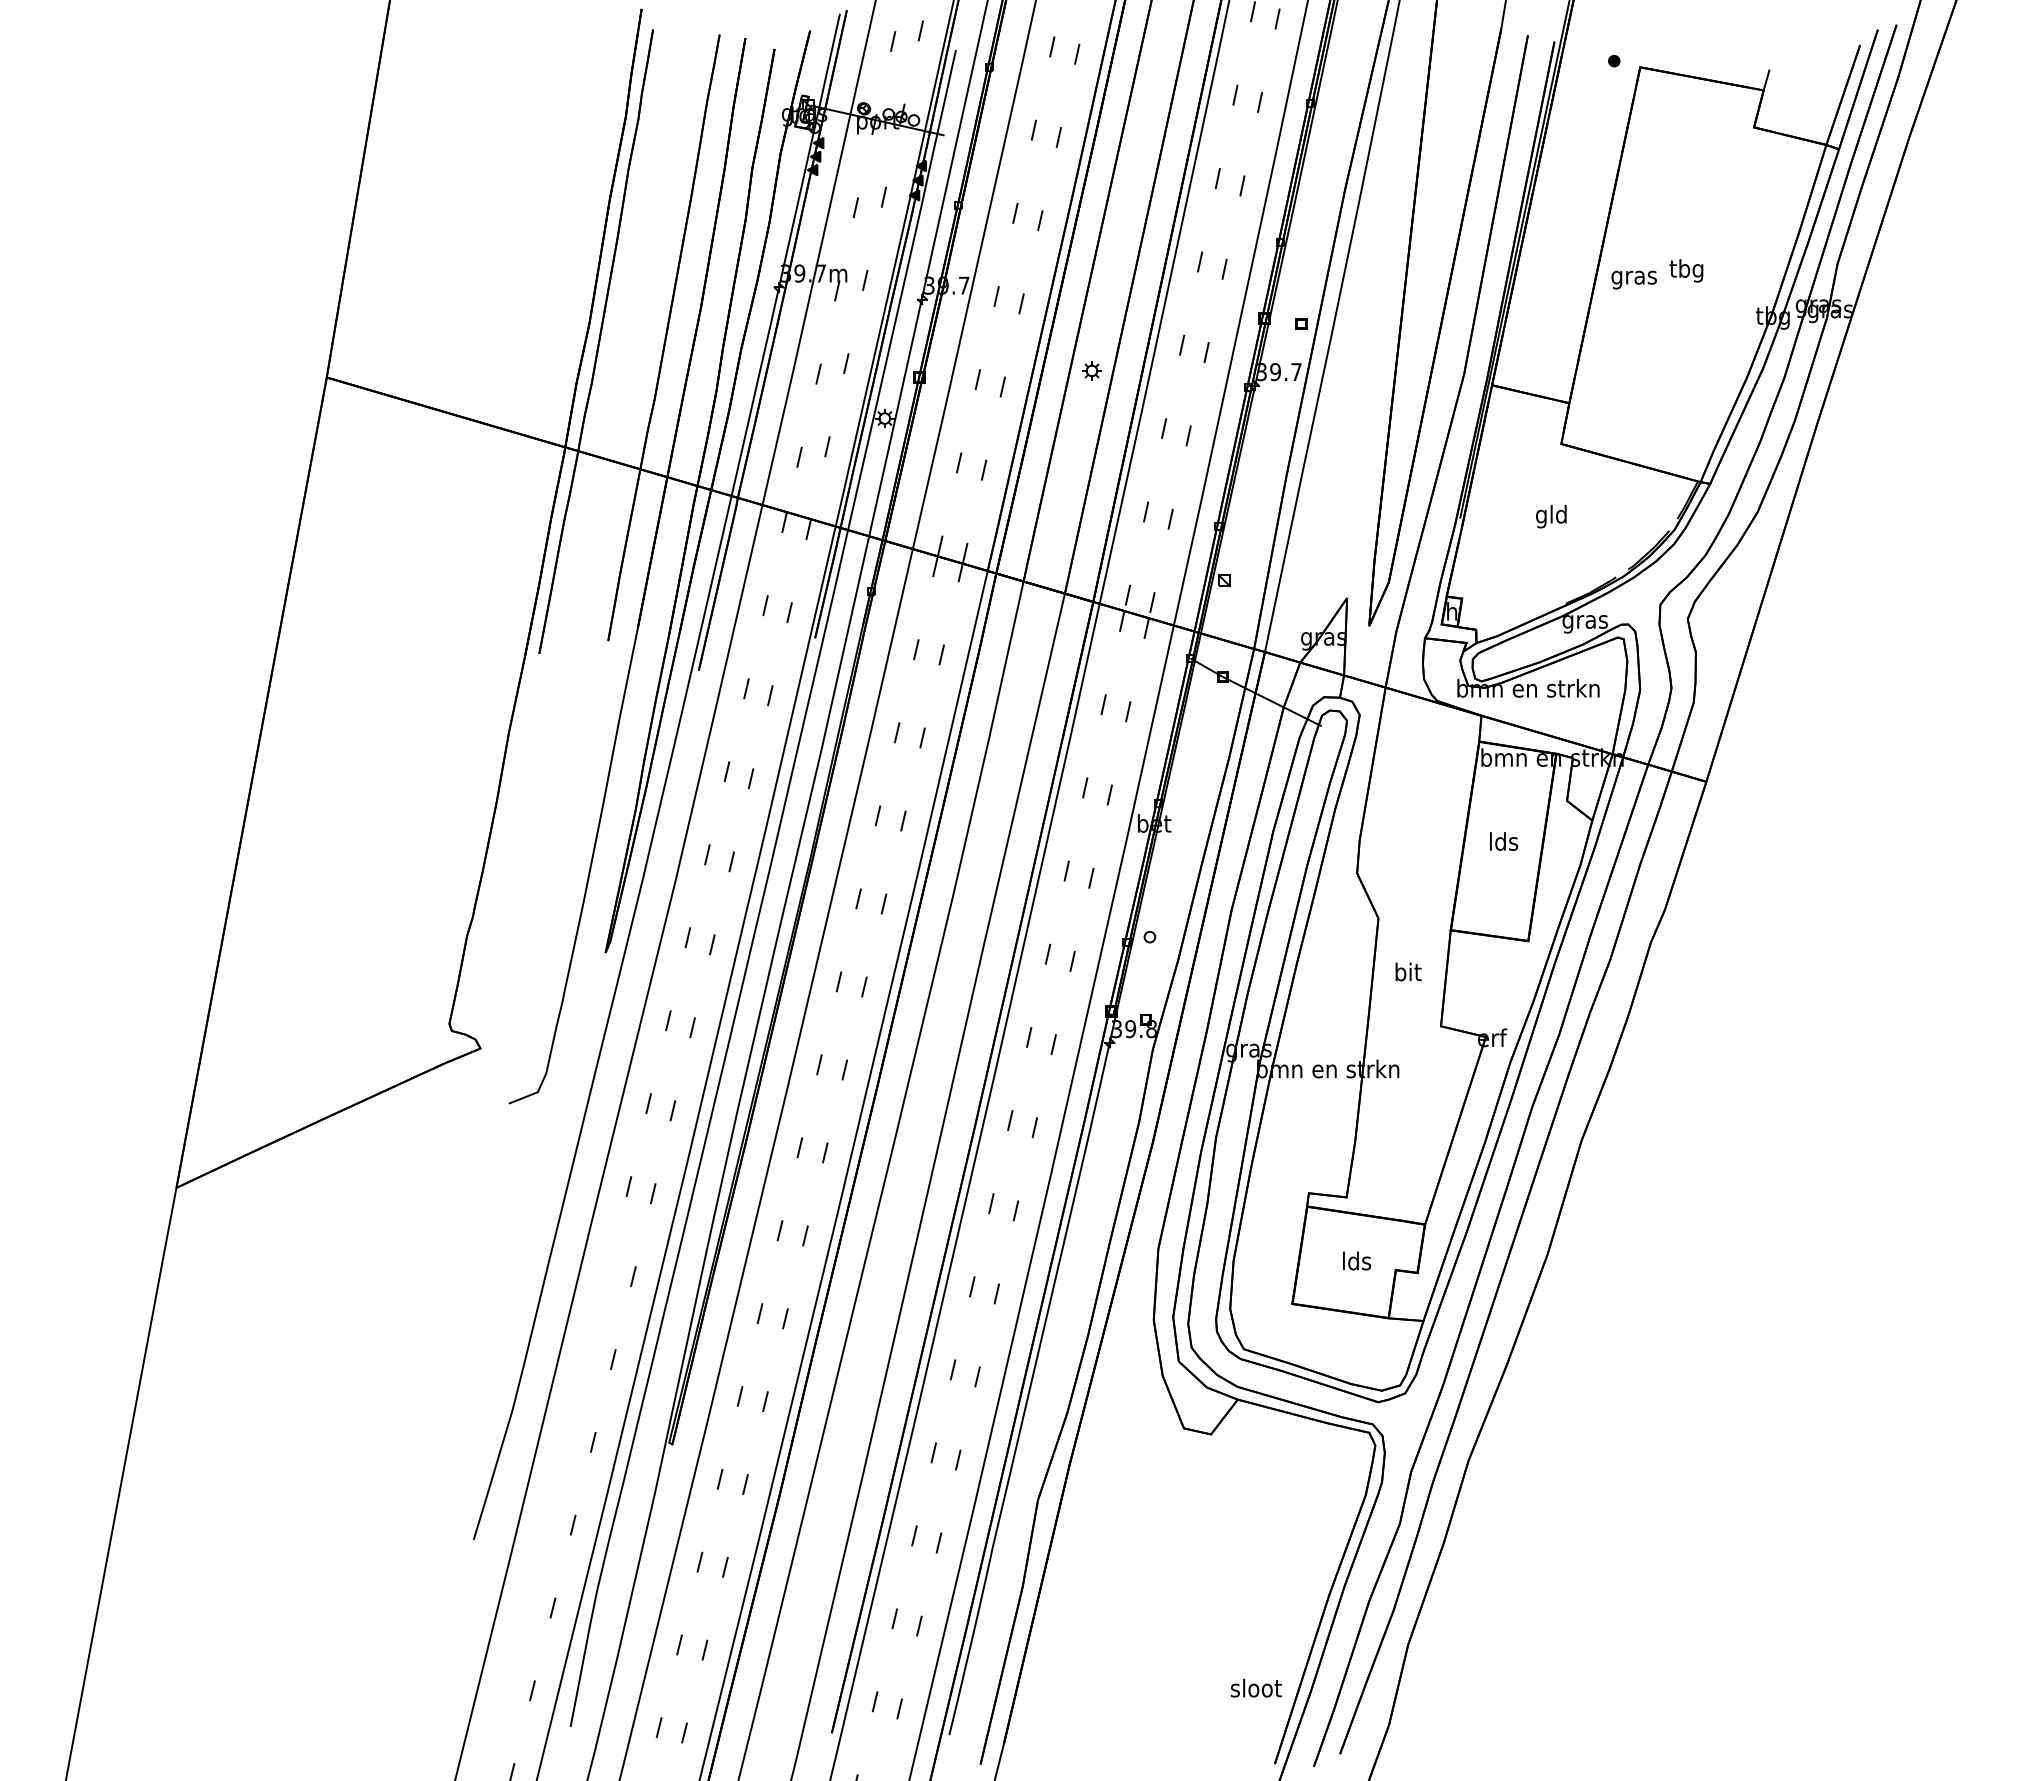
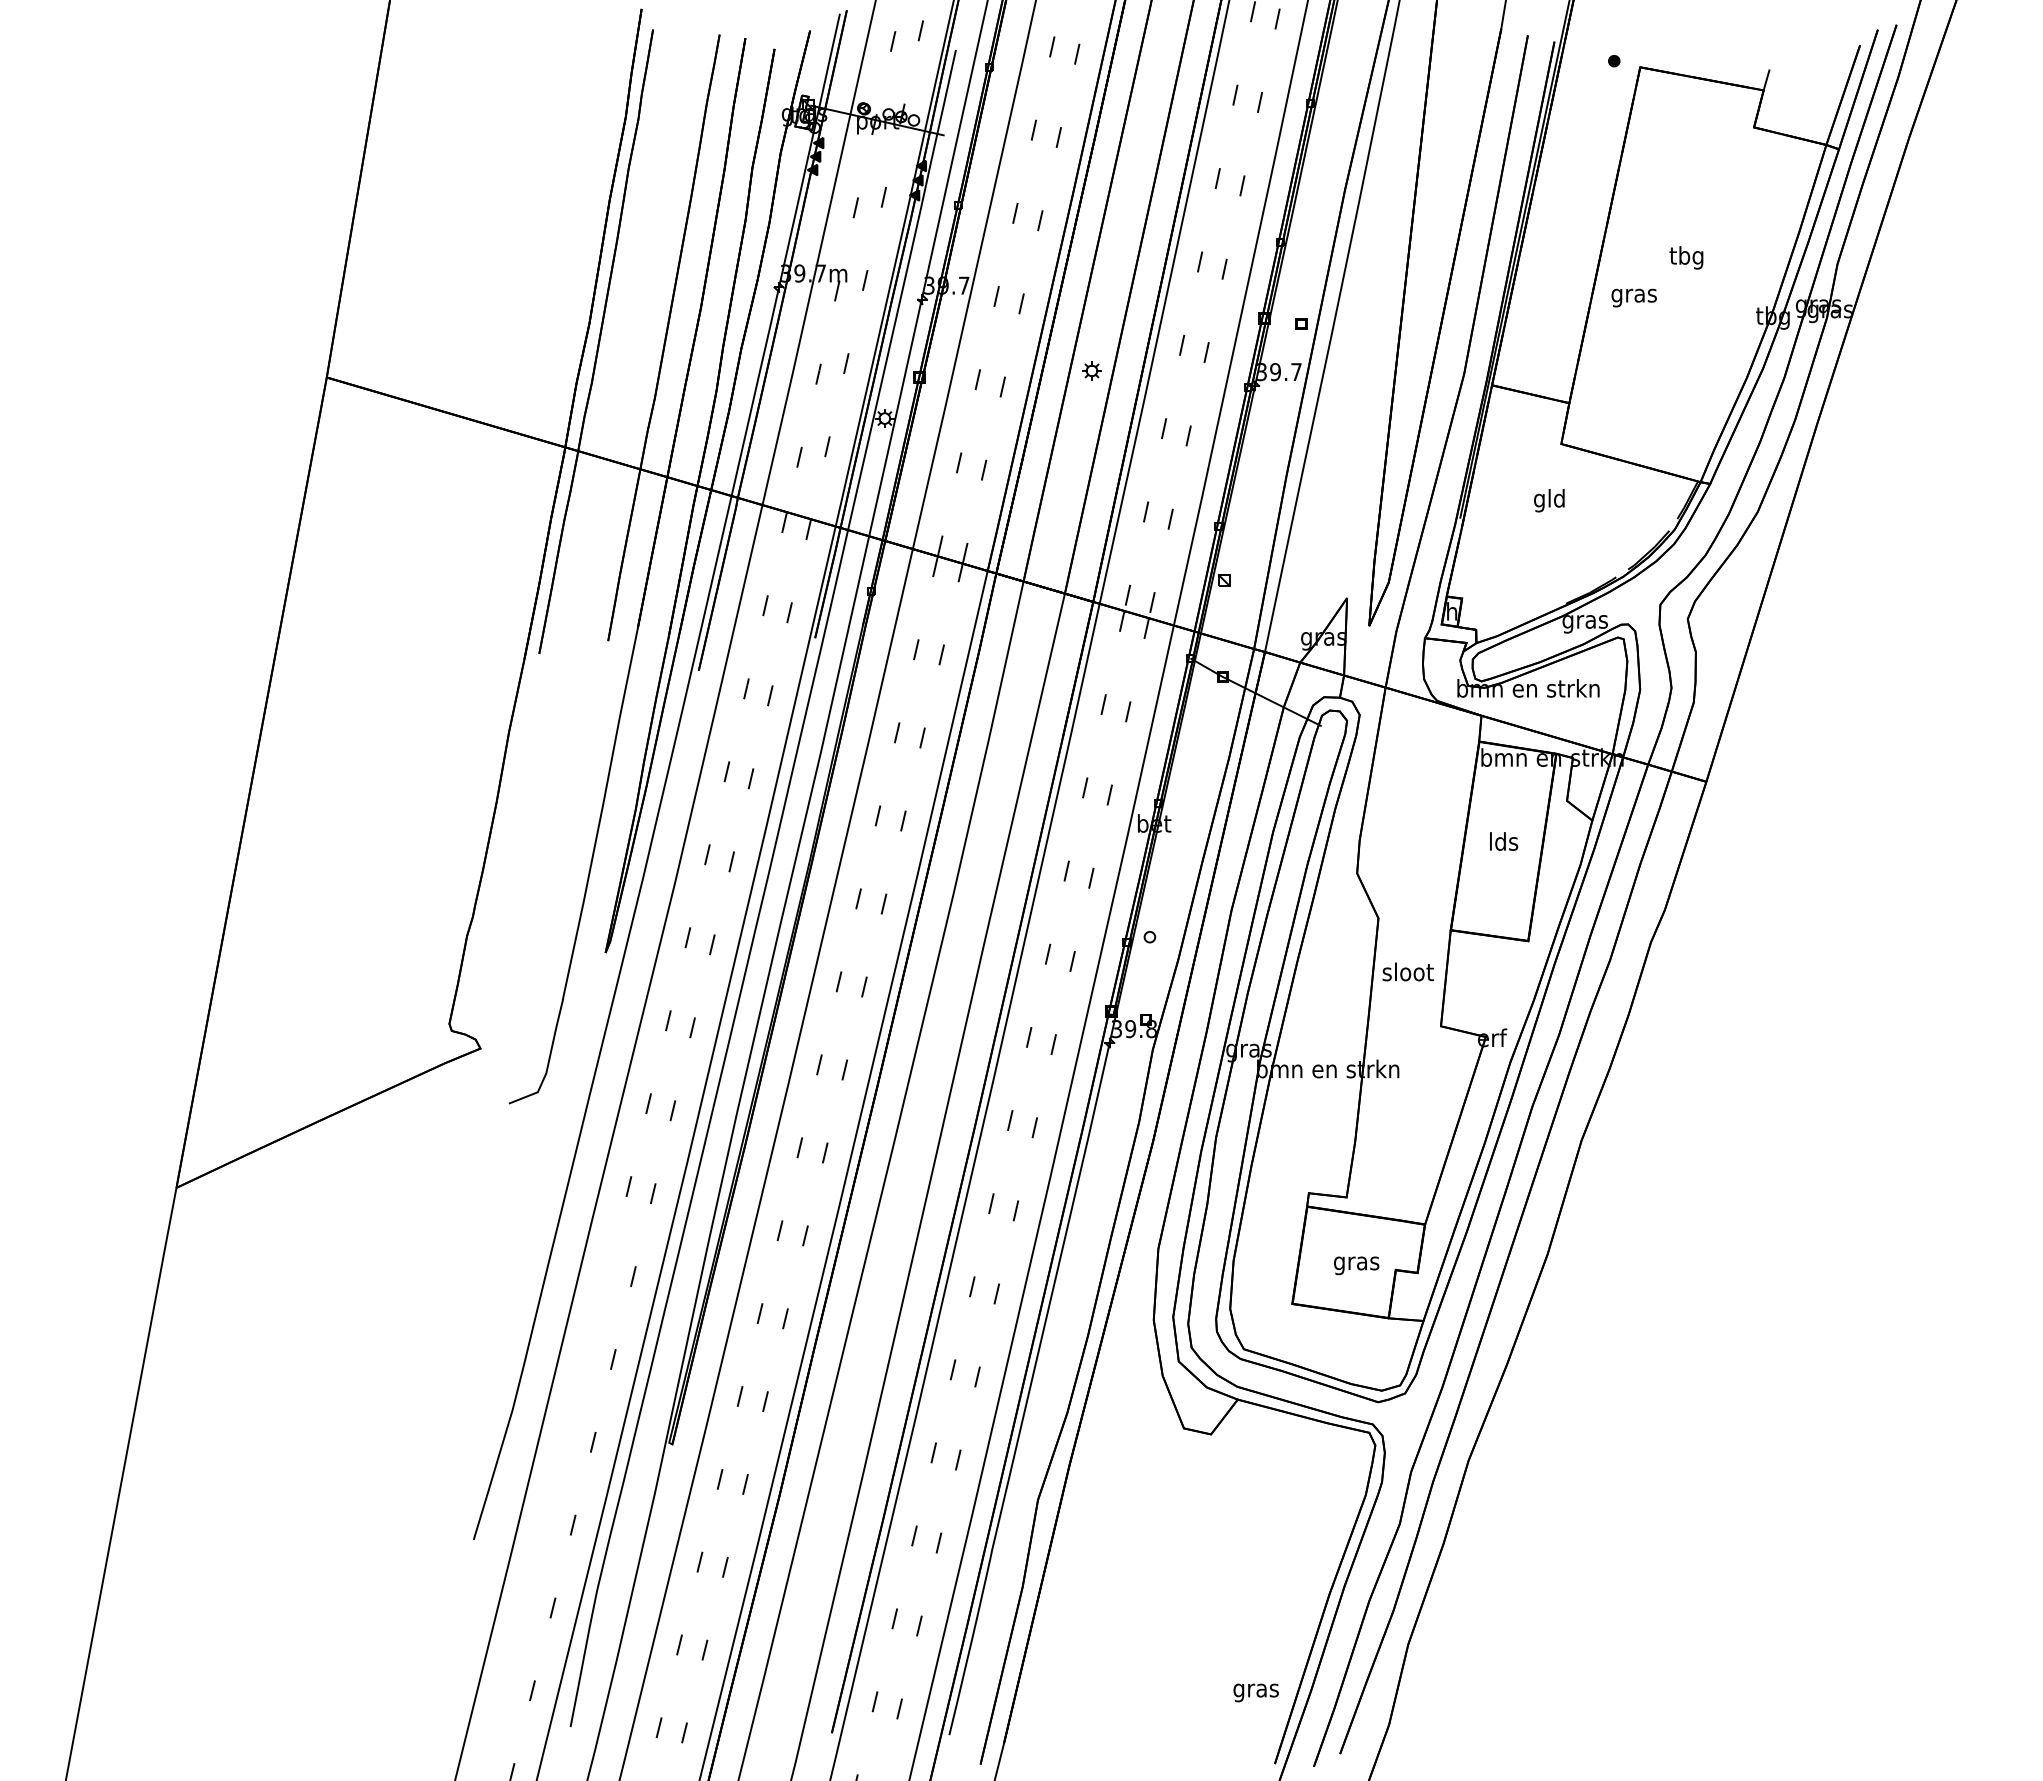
text position: (1686, 270) -> (1686, 257) (1686, 257)
text position: (1633, 279) -> (1633, 297) (1633, 297)
text position: (1551, 516) -> (1549, 500) (1549, 500)
text: bit -> sloot (1407, 971)
text: lds -> gras (1356, 1263)
text: sloot -> gras (1255, 1690)
